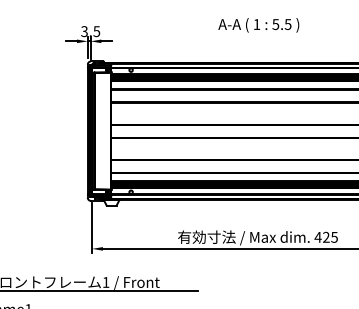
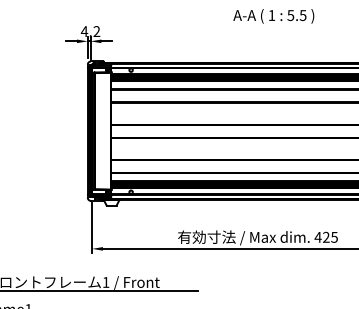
text position: (258, 25) -> (273, 16) (273, 16)
text: 3.5 -> 4.2 (90, 31)
